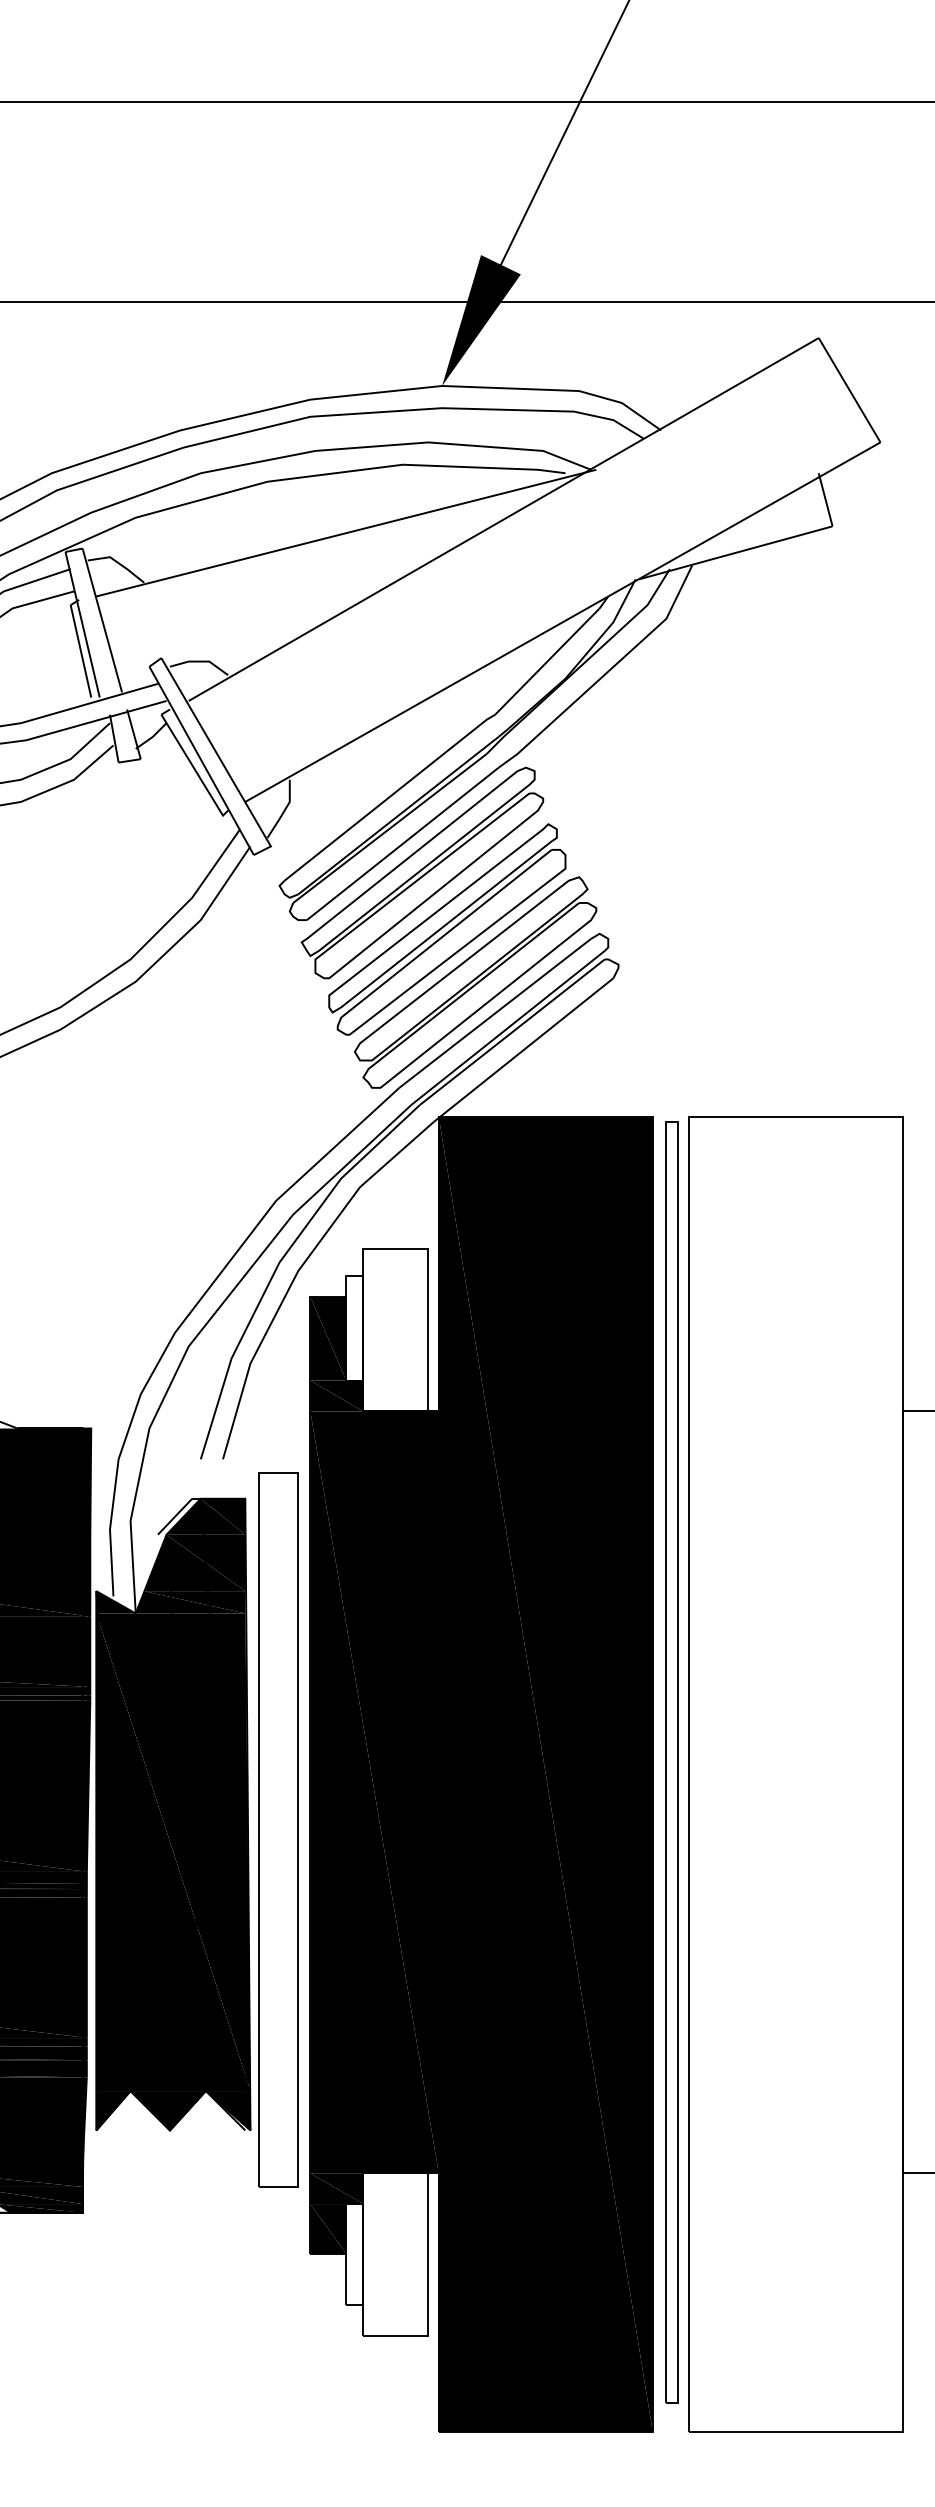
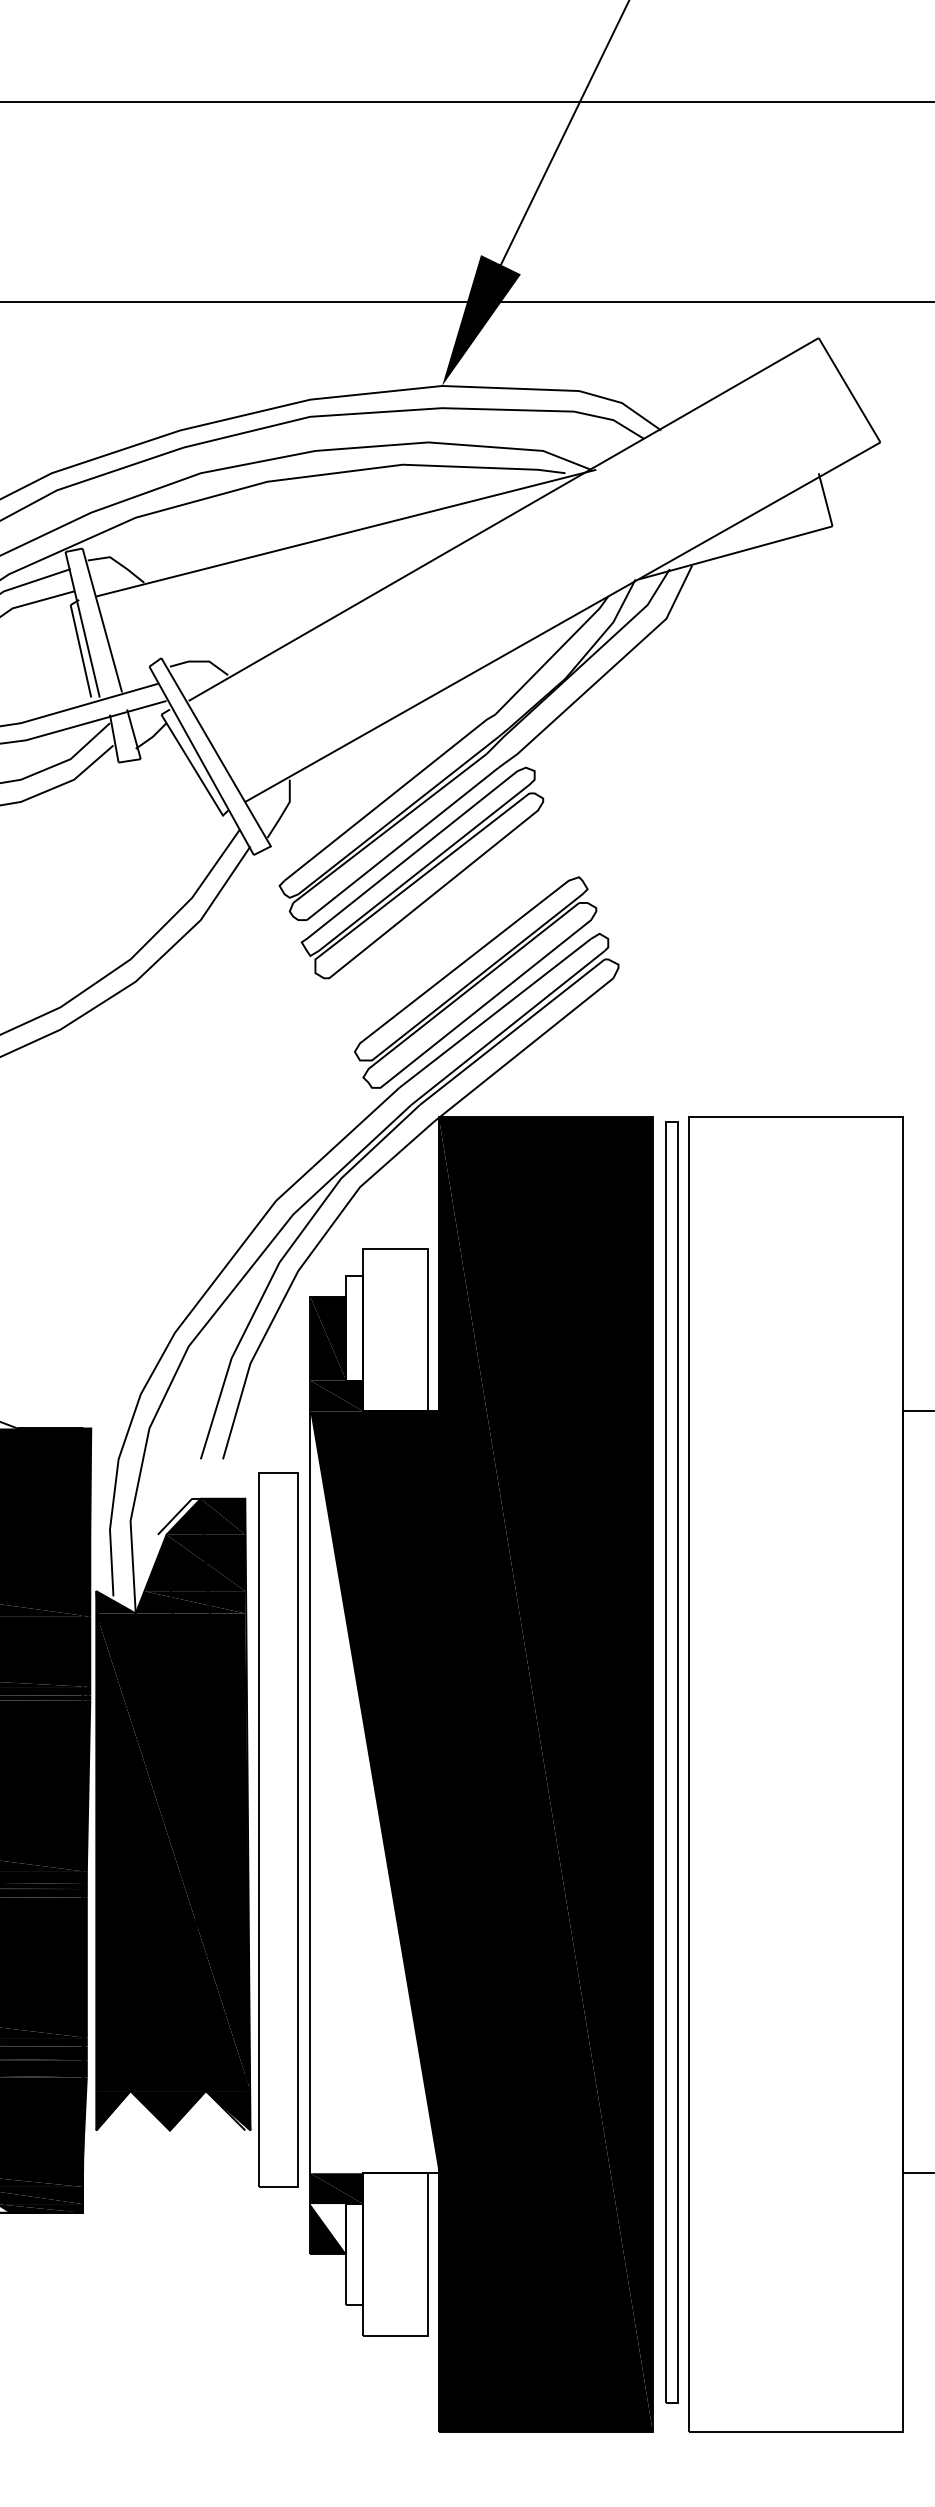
part: present -> none (447, 929)
fill: present -> none (374, 1792)
fill: present -> none (328, 2228)
